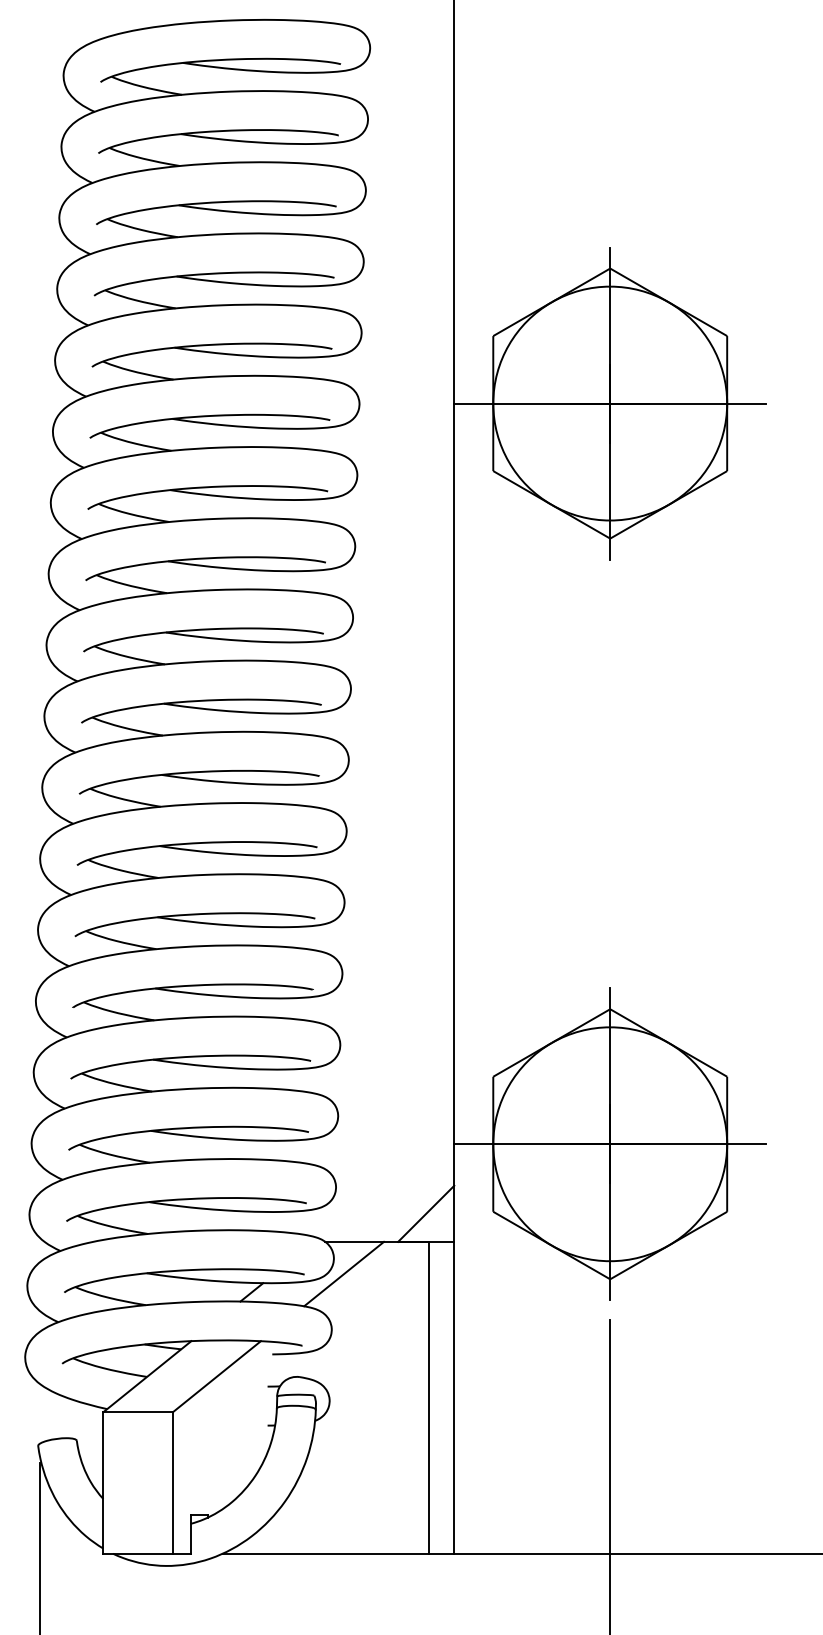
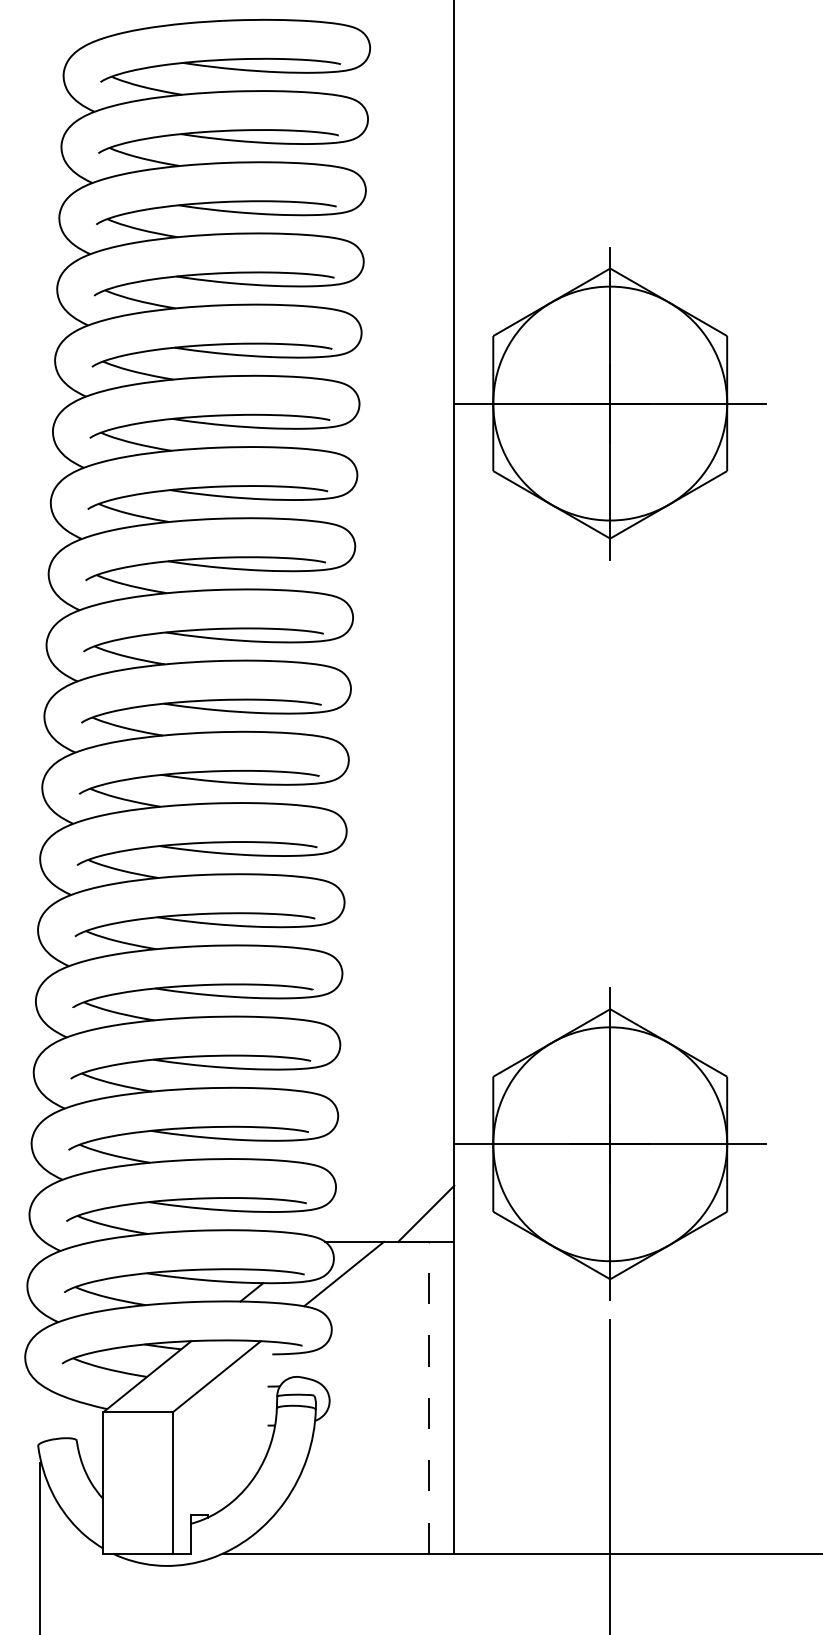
line: solid -> dashed (428, 1397)
